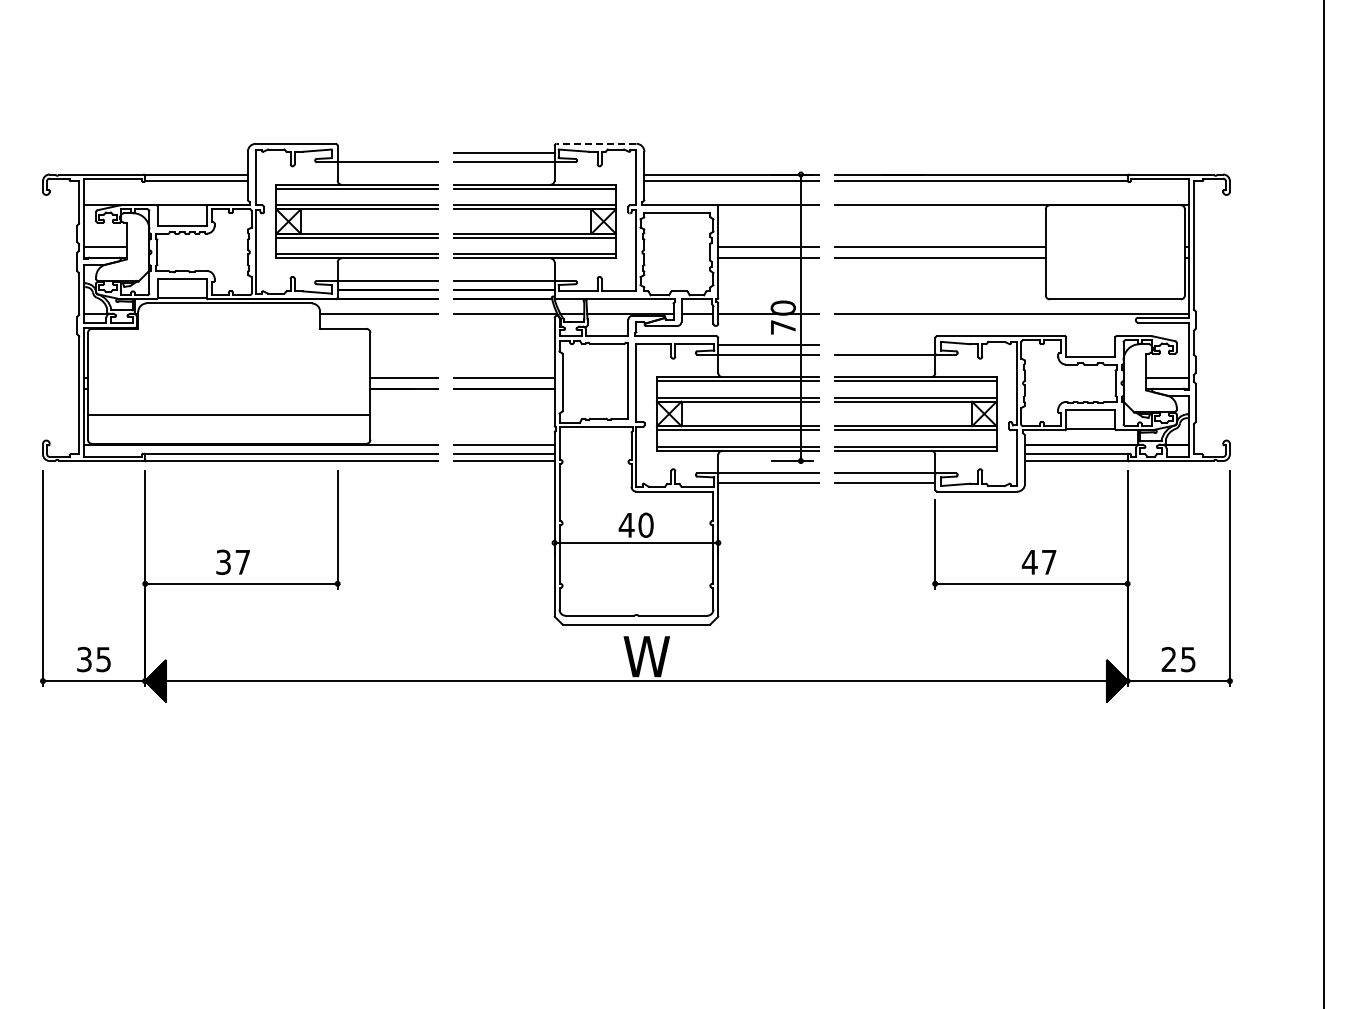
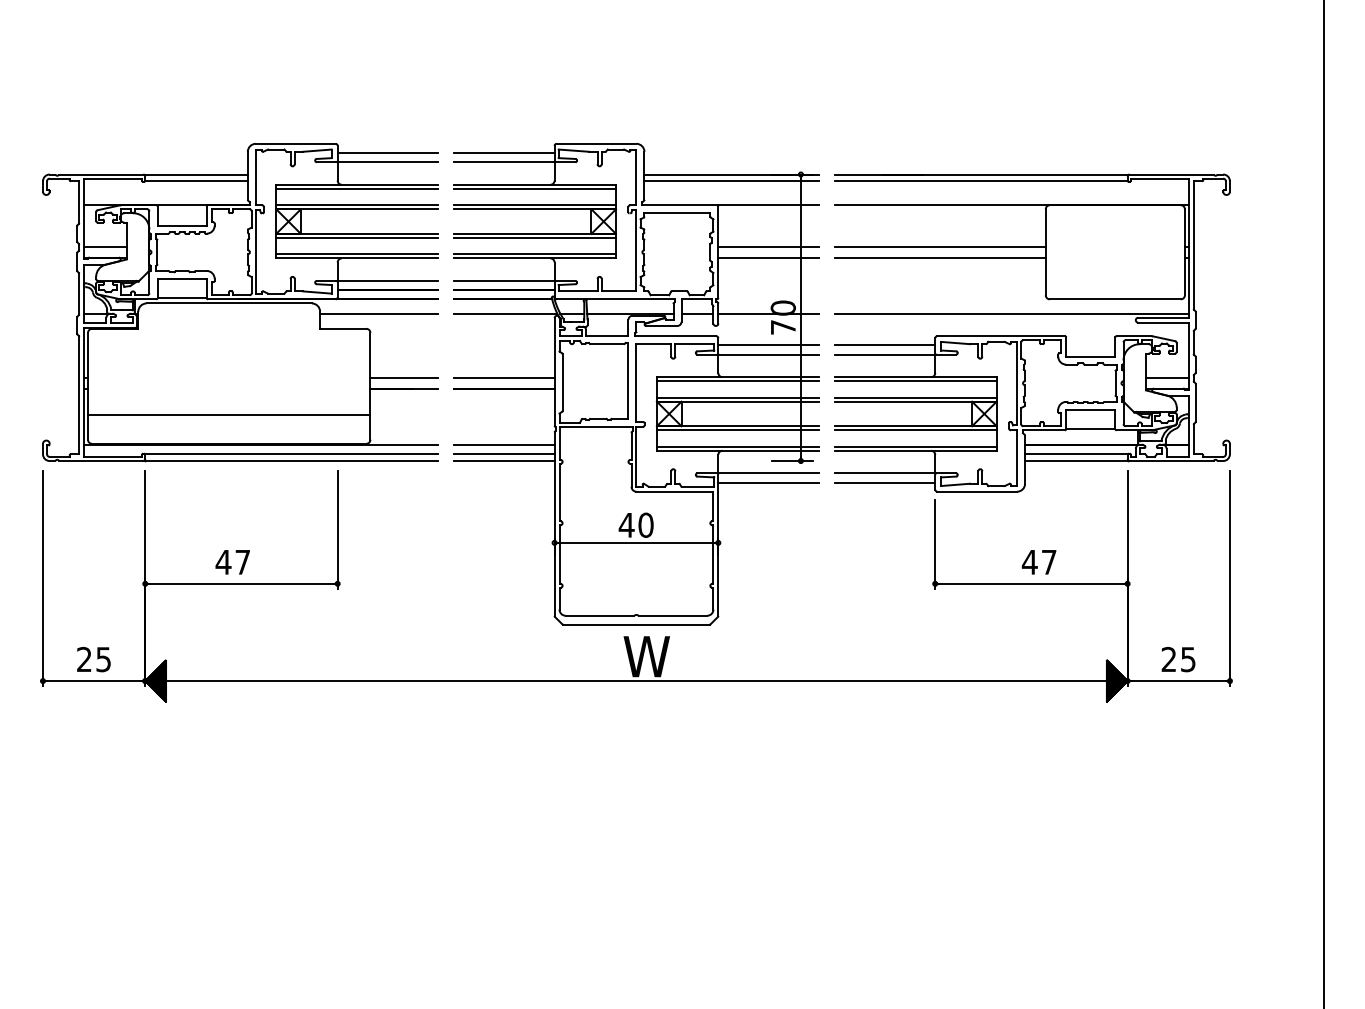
line: dashed -> solid (596, 143)
line: none -> present (387, 152)
line: none -> present (884, 345)
text: 37 -> 47 (223, 561)
text: 35 -> 25 (84, 659)
